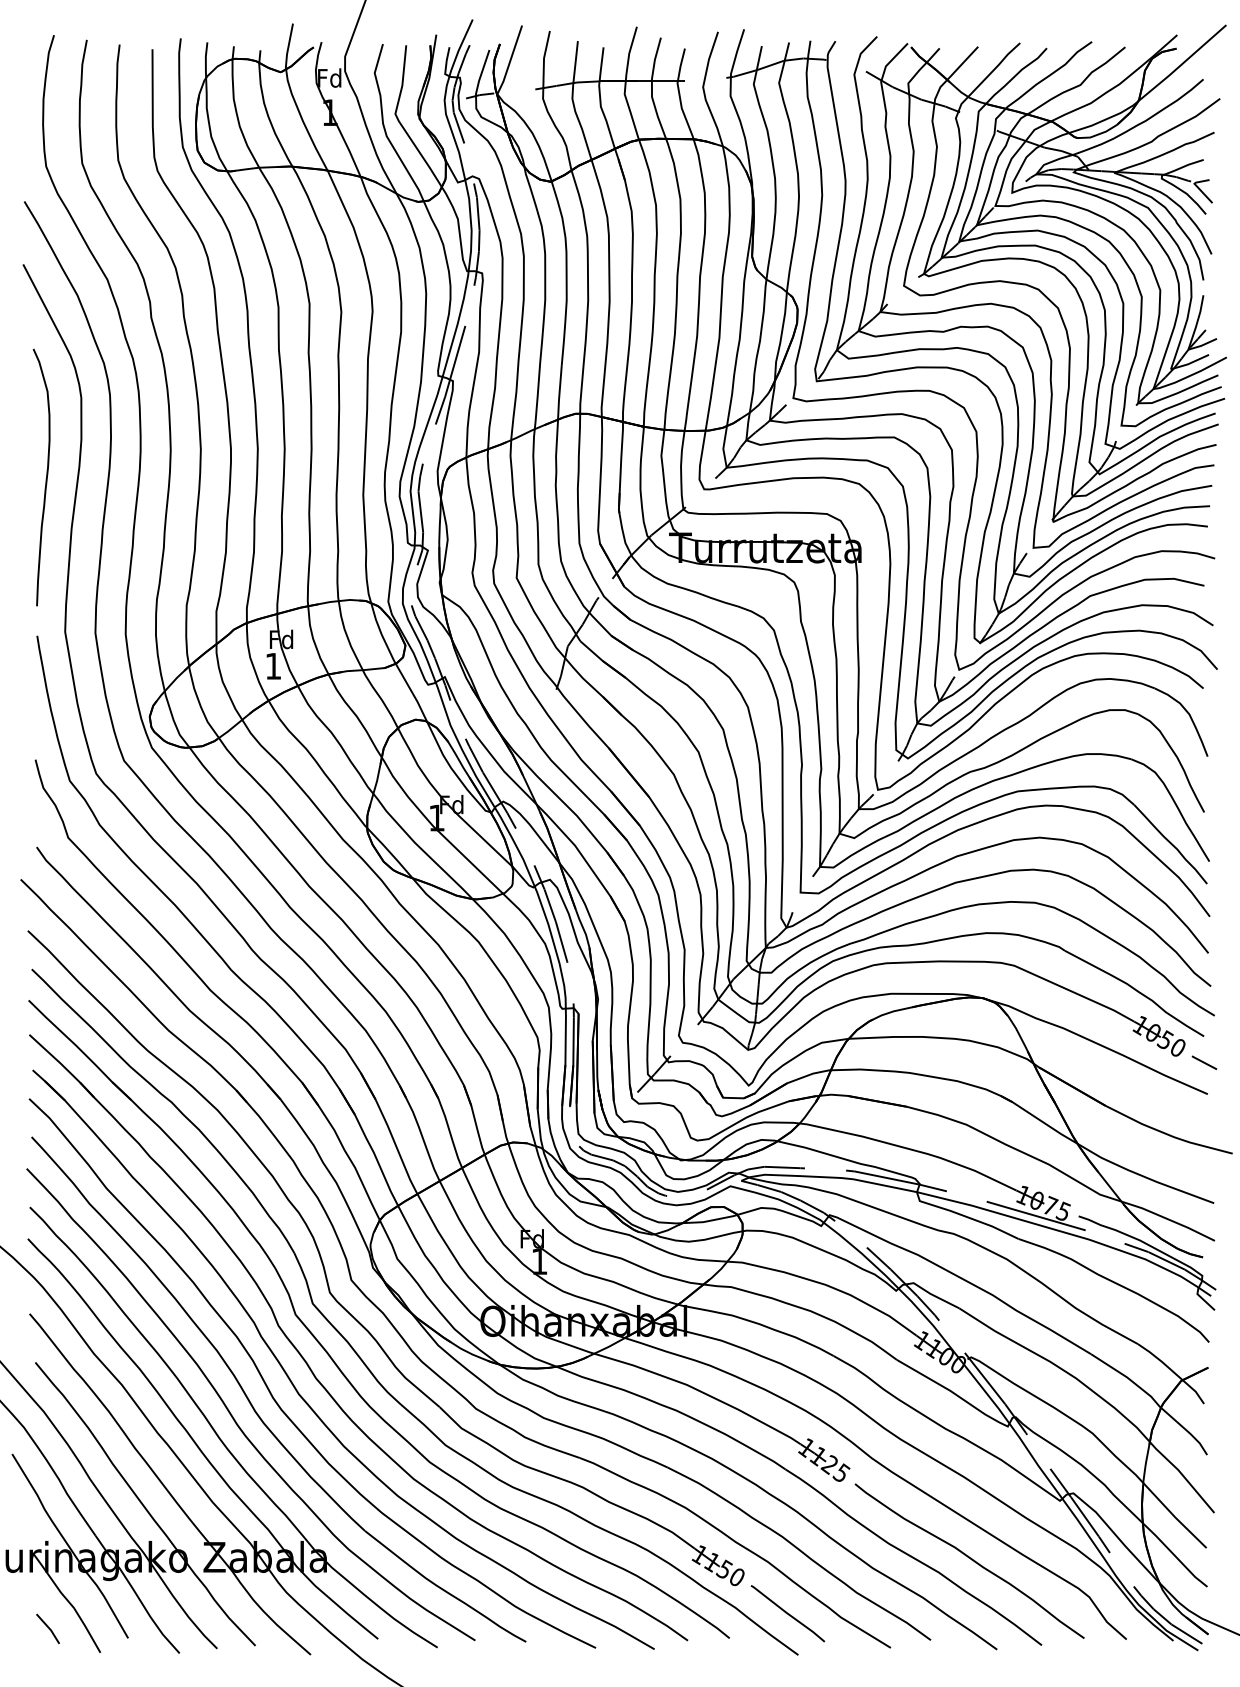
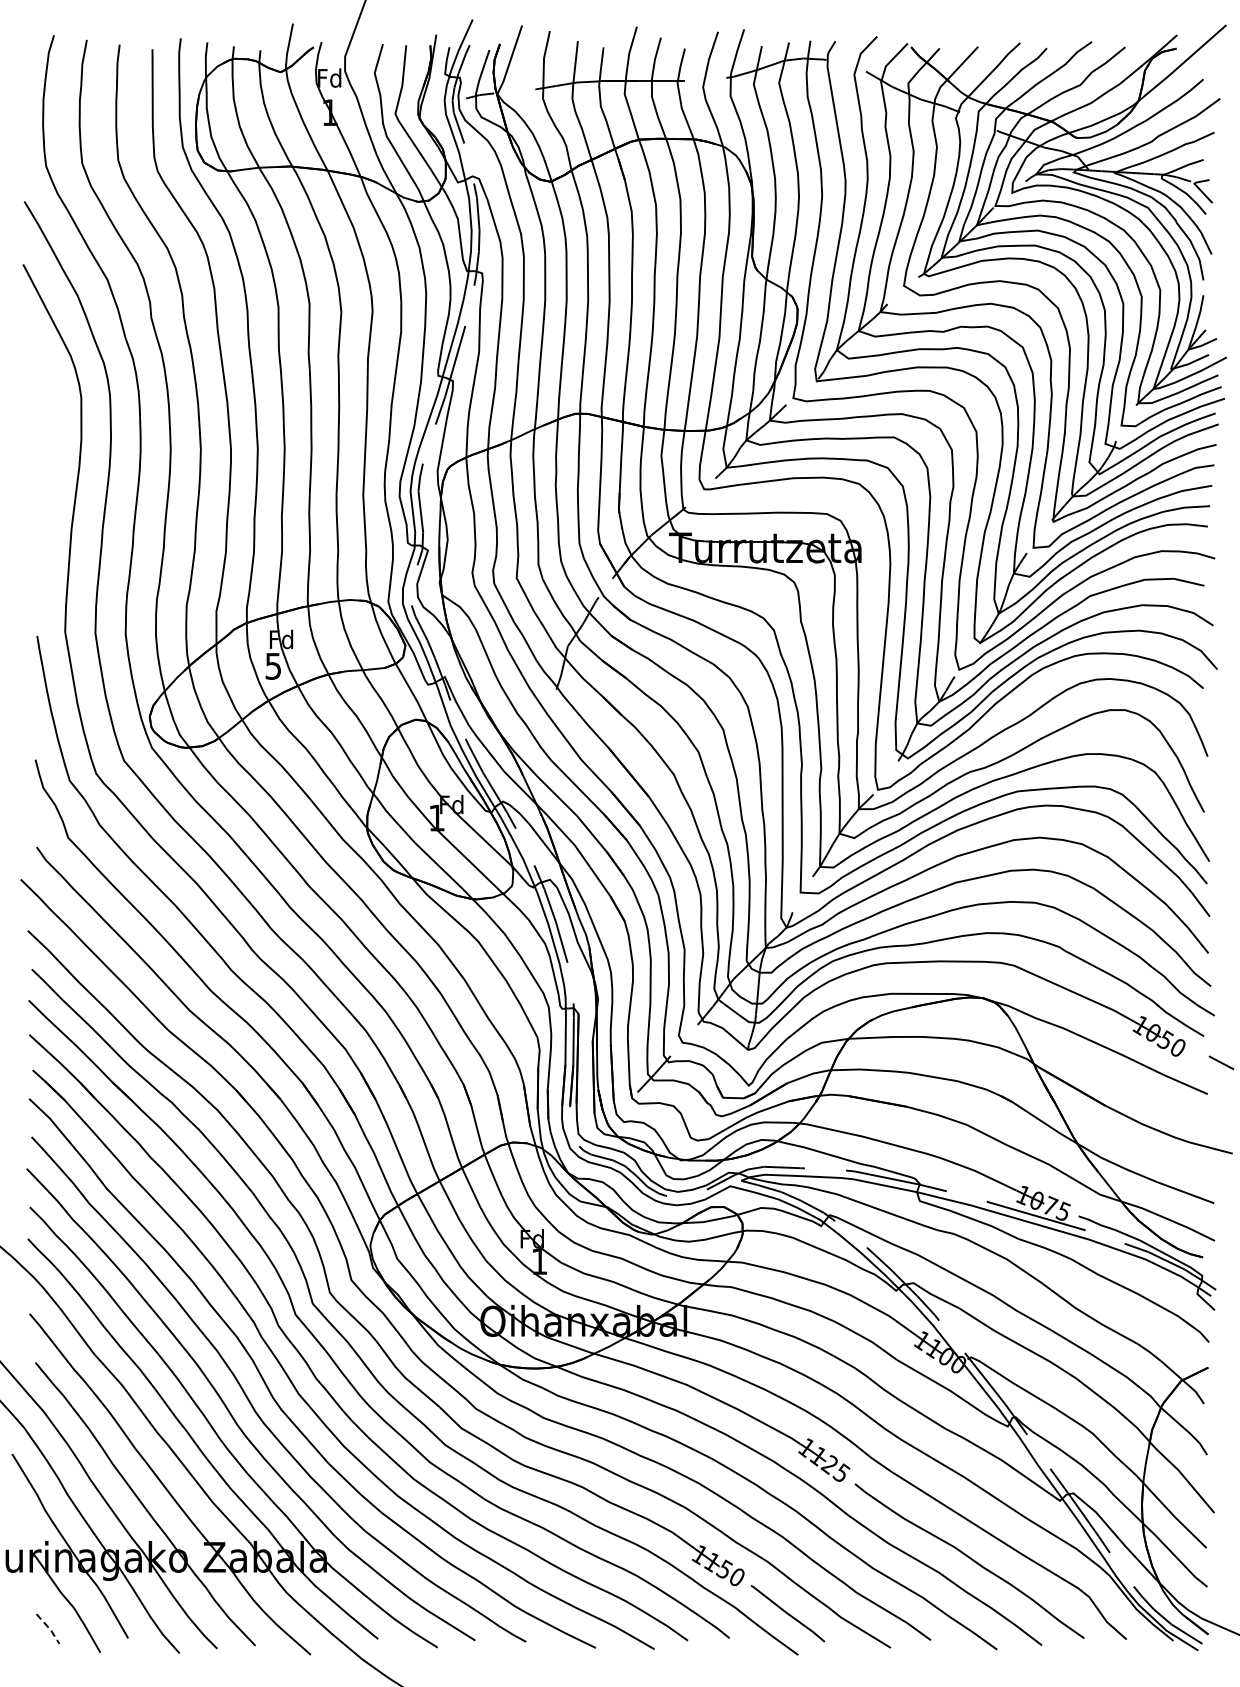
curve: present -> none (45, 479)
text: 1 -> 5 (272, 666)
line position: (1204, 1062) -> (1221, 1062) (1221, 1062)
line: solid -> dashed (49, 1628)
